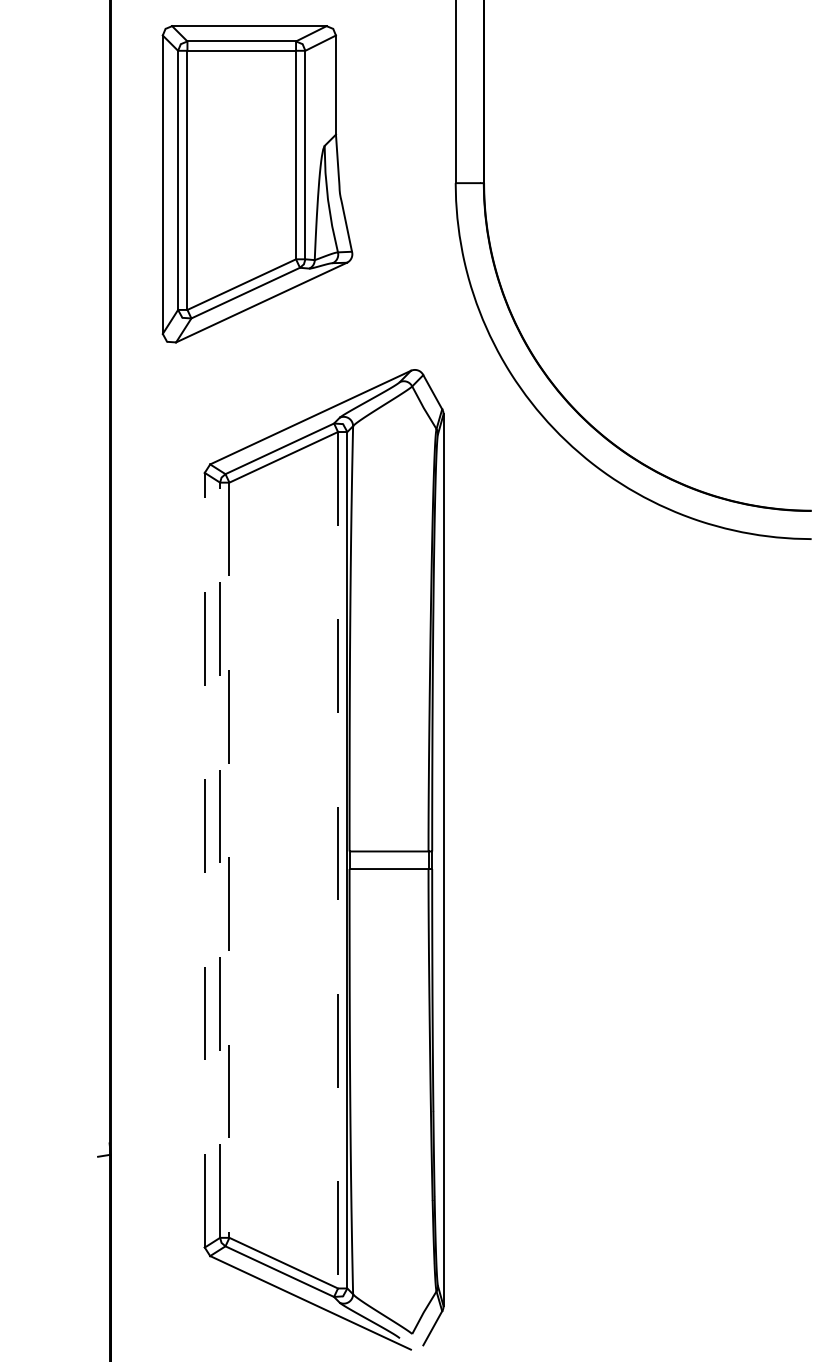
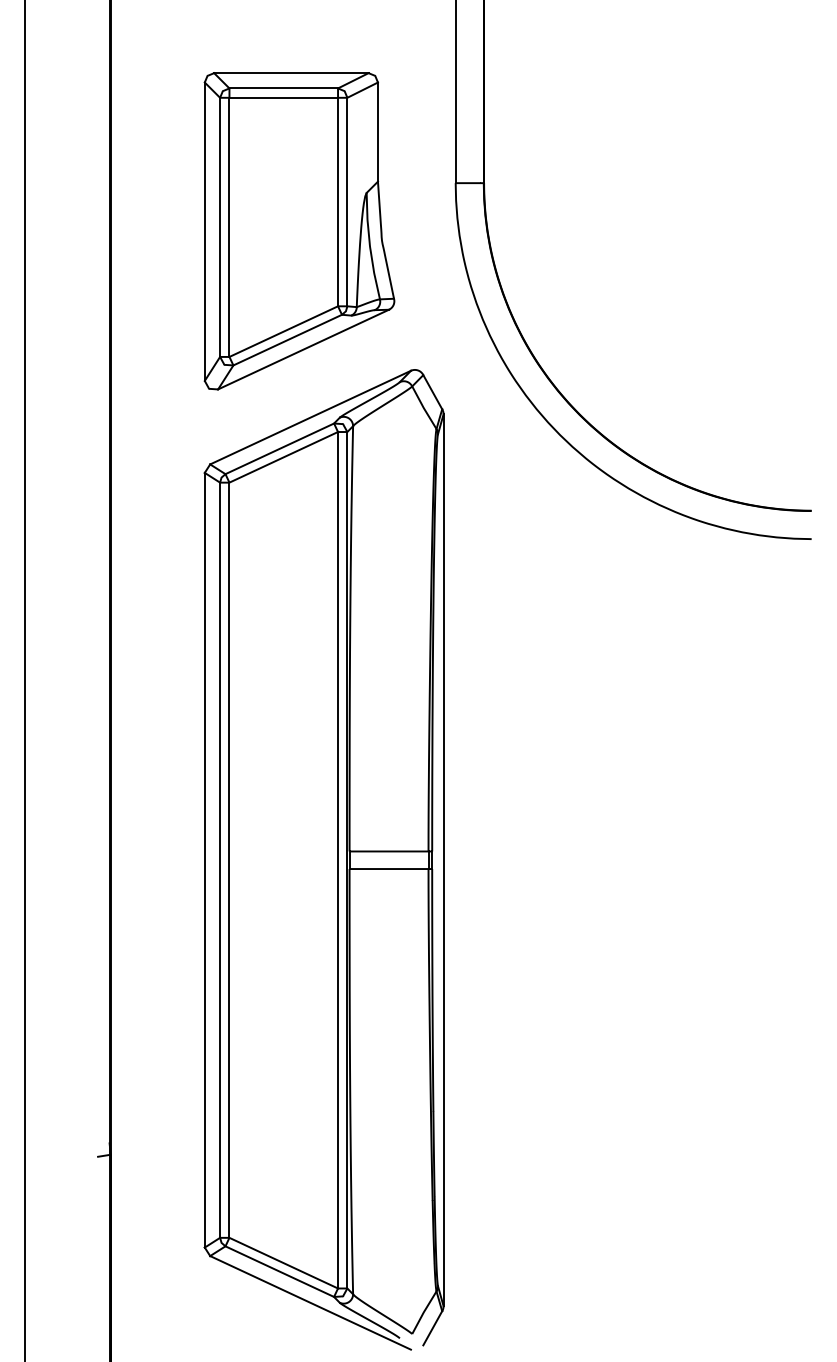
part position: (257, 184) -> (299, 231) (299, 231)
line: none -> present (25, 680)
line: dashed -> solid (204, 859)
line: dashed -> solid (220, 860)
line: dashed -> solid (229, 860)
line: dashed -> solid (338, 860)
